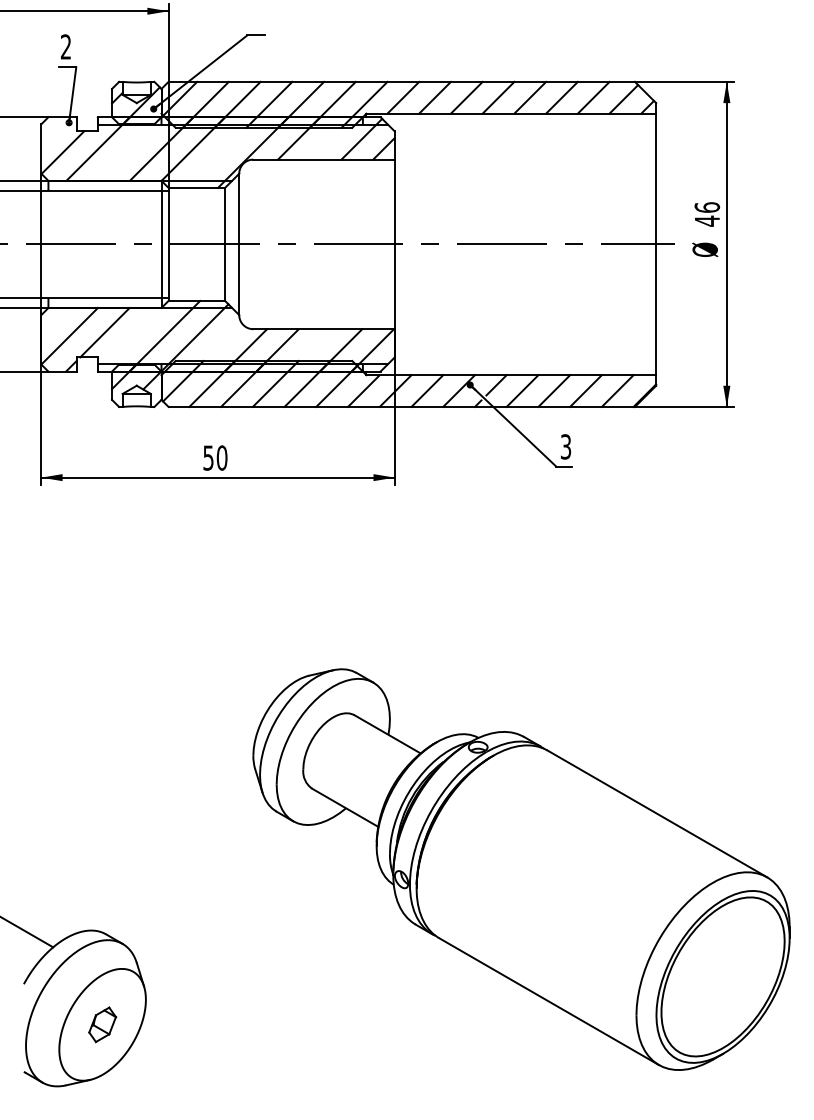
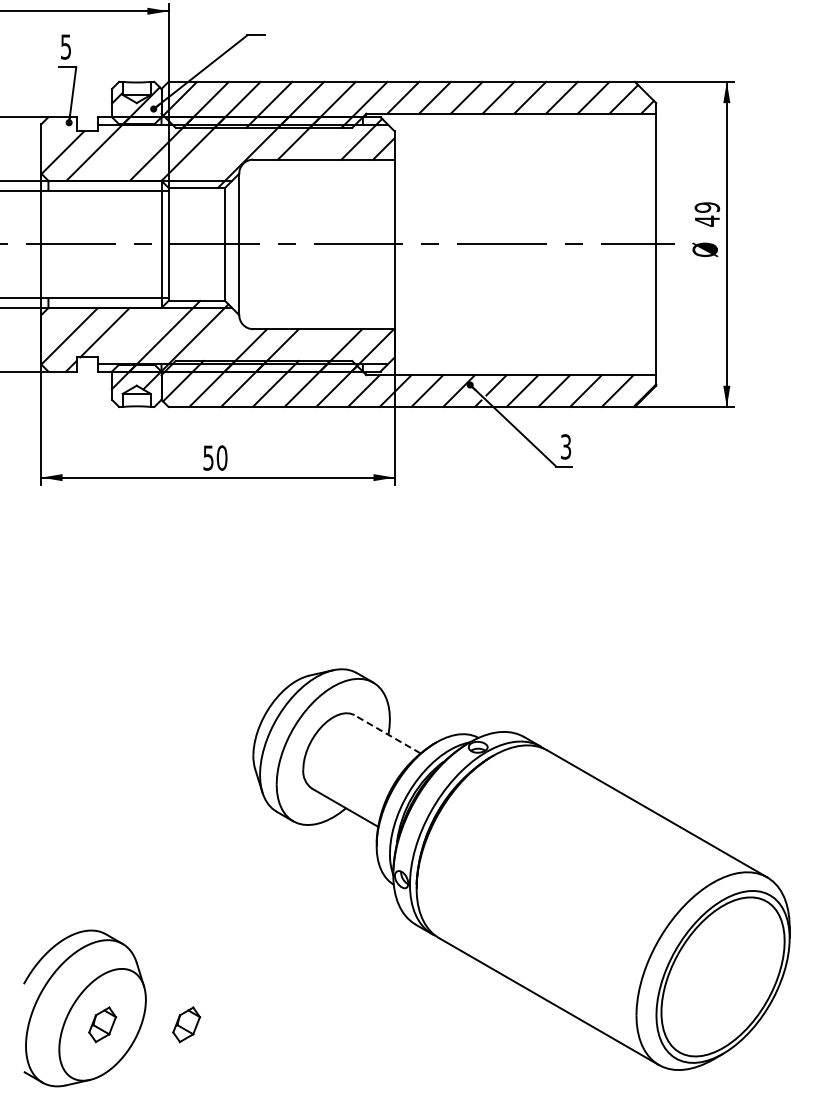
text: 2 -> 5 (65, 46)
text: 46 -> 49 (707, 207)
line: solid -> dashed (387, 734)
line: present -> none (27, 932)
part: none -> present (186, 1024)
